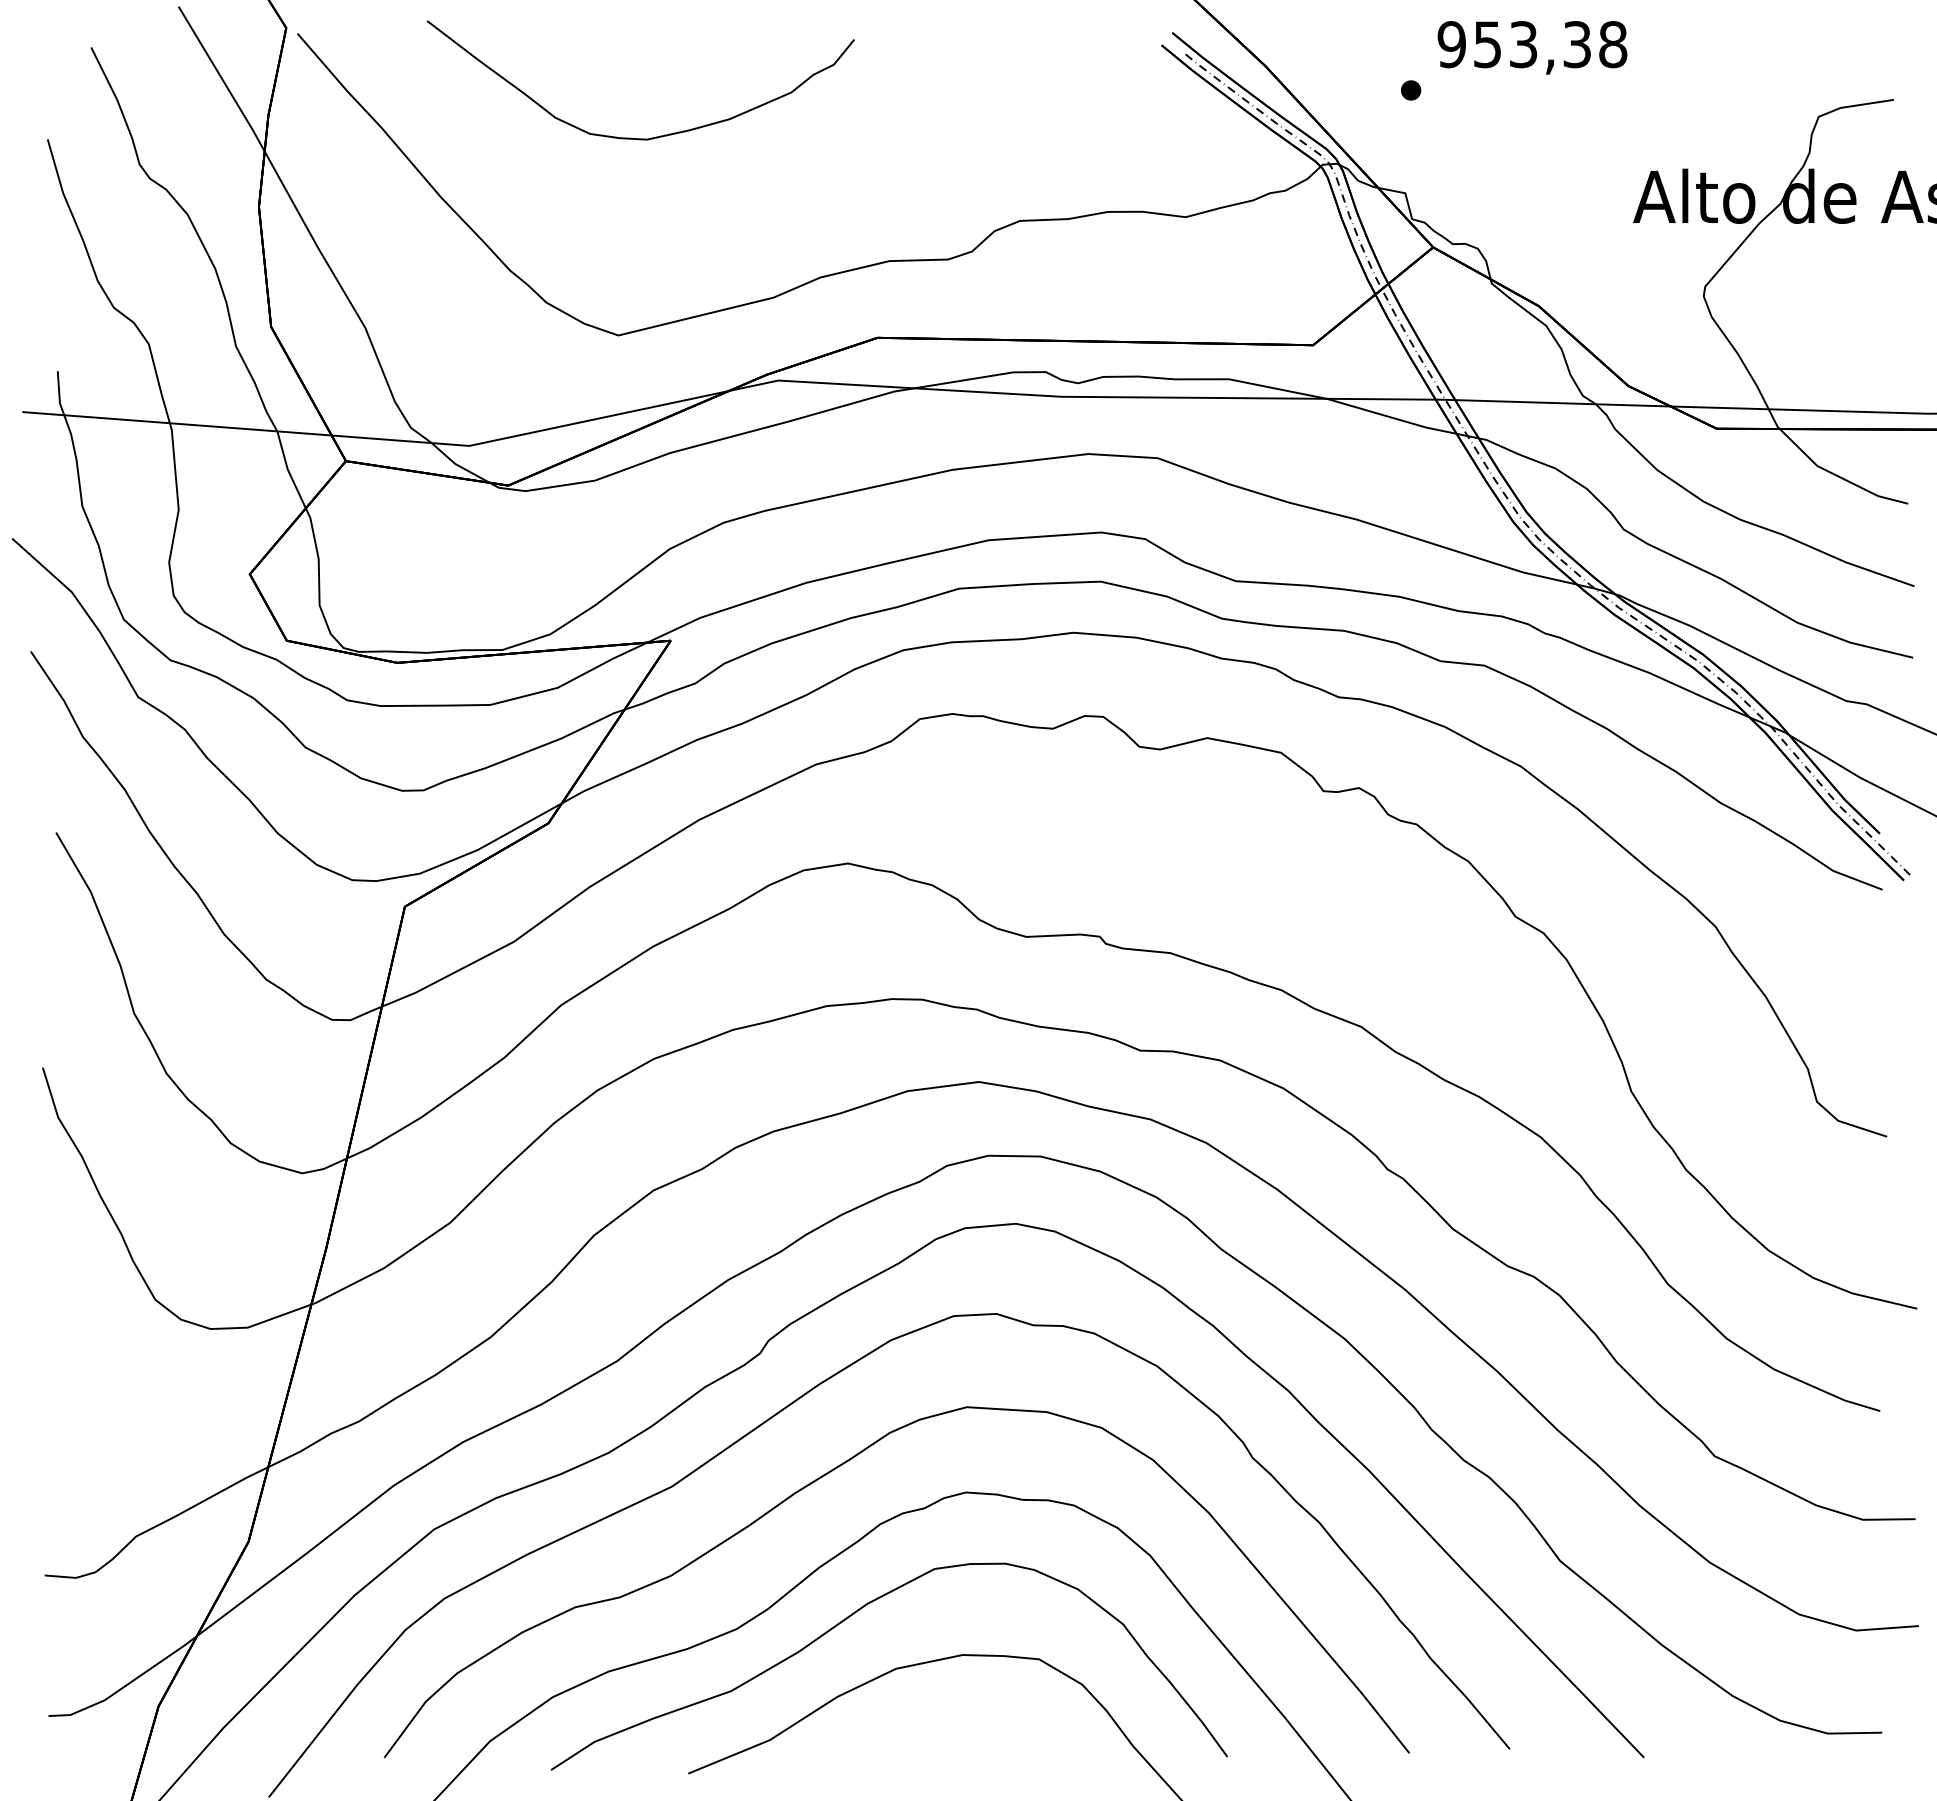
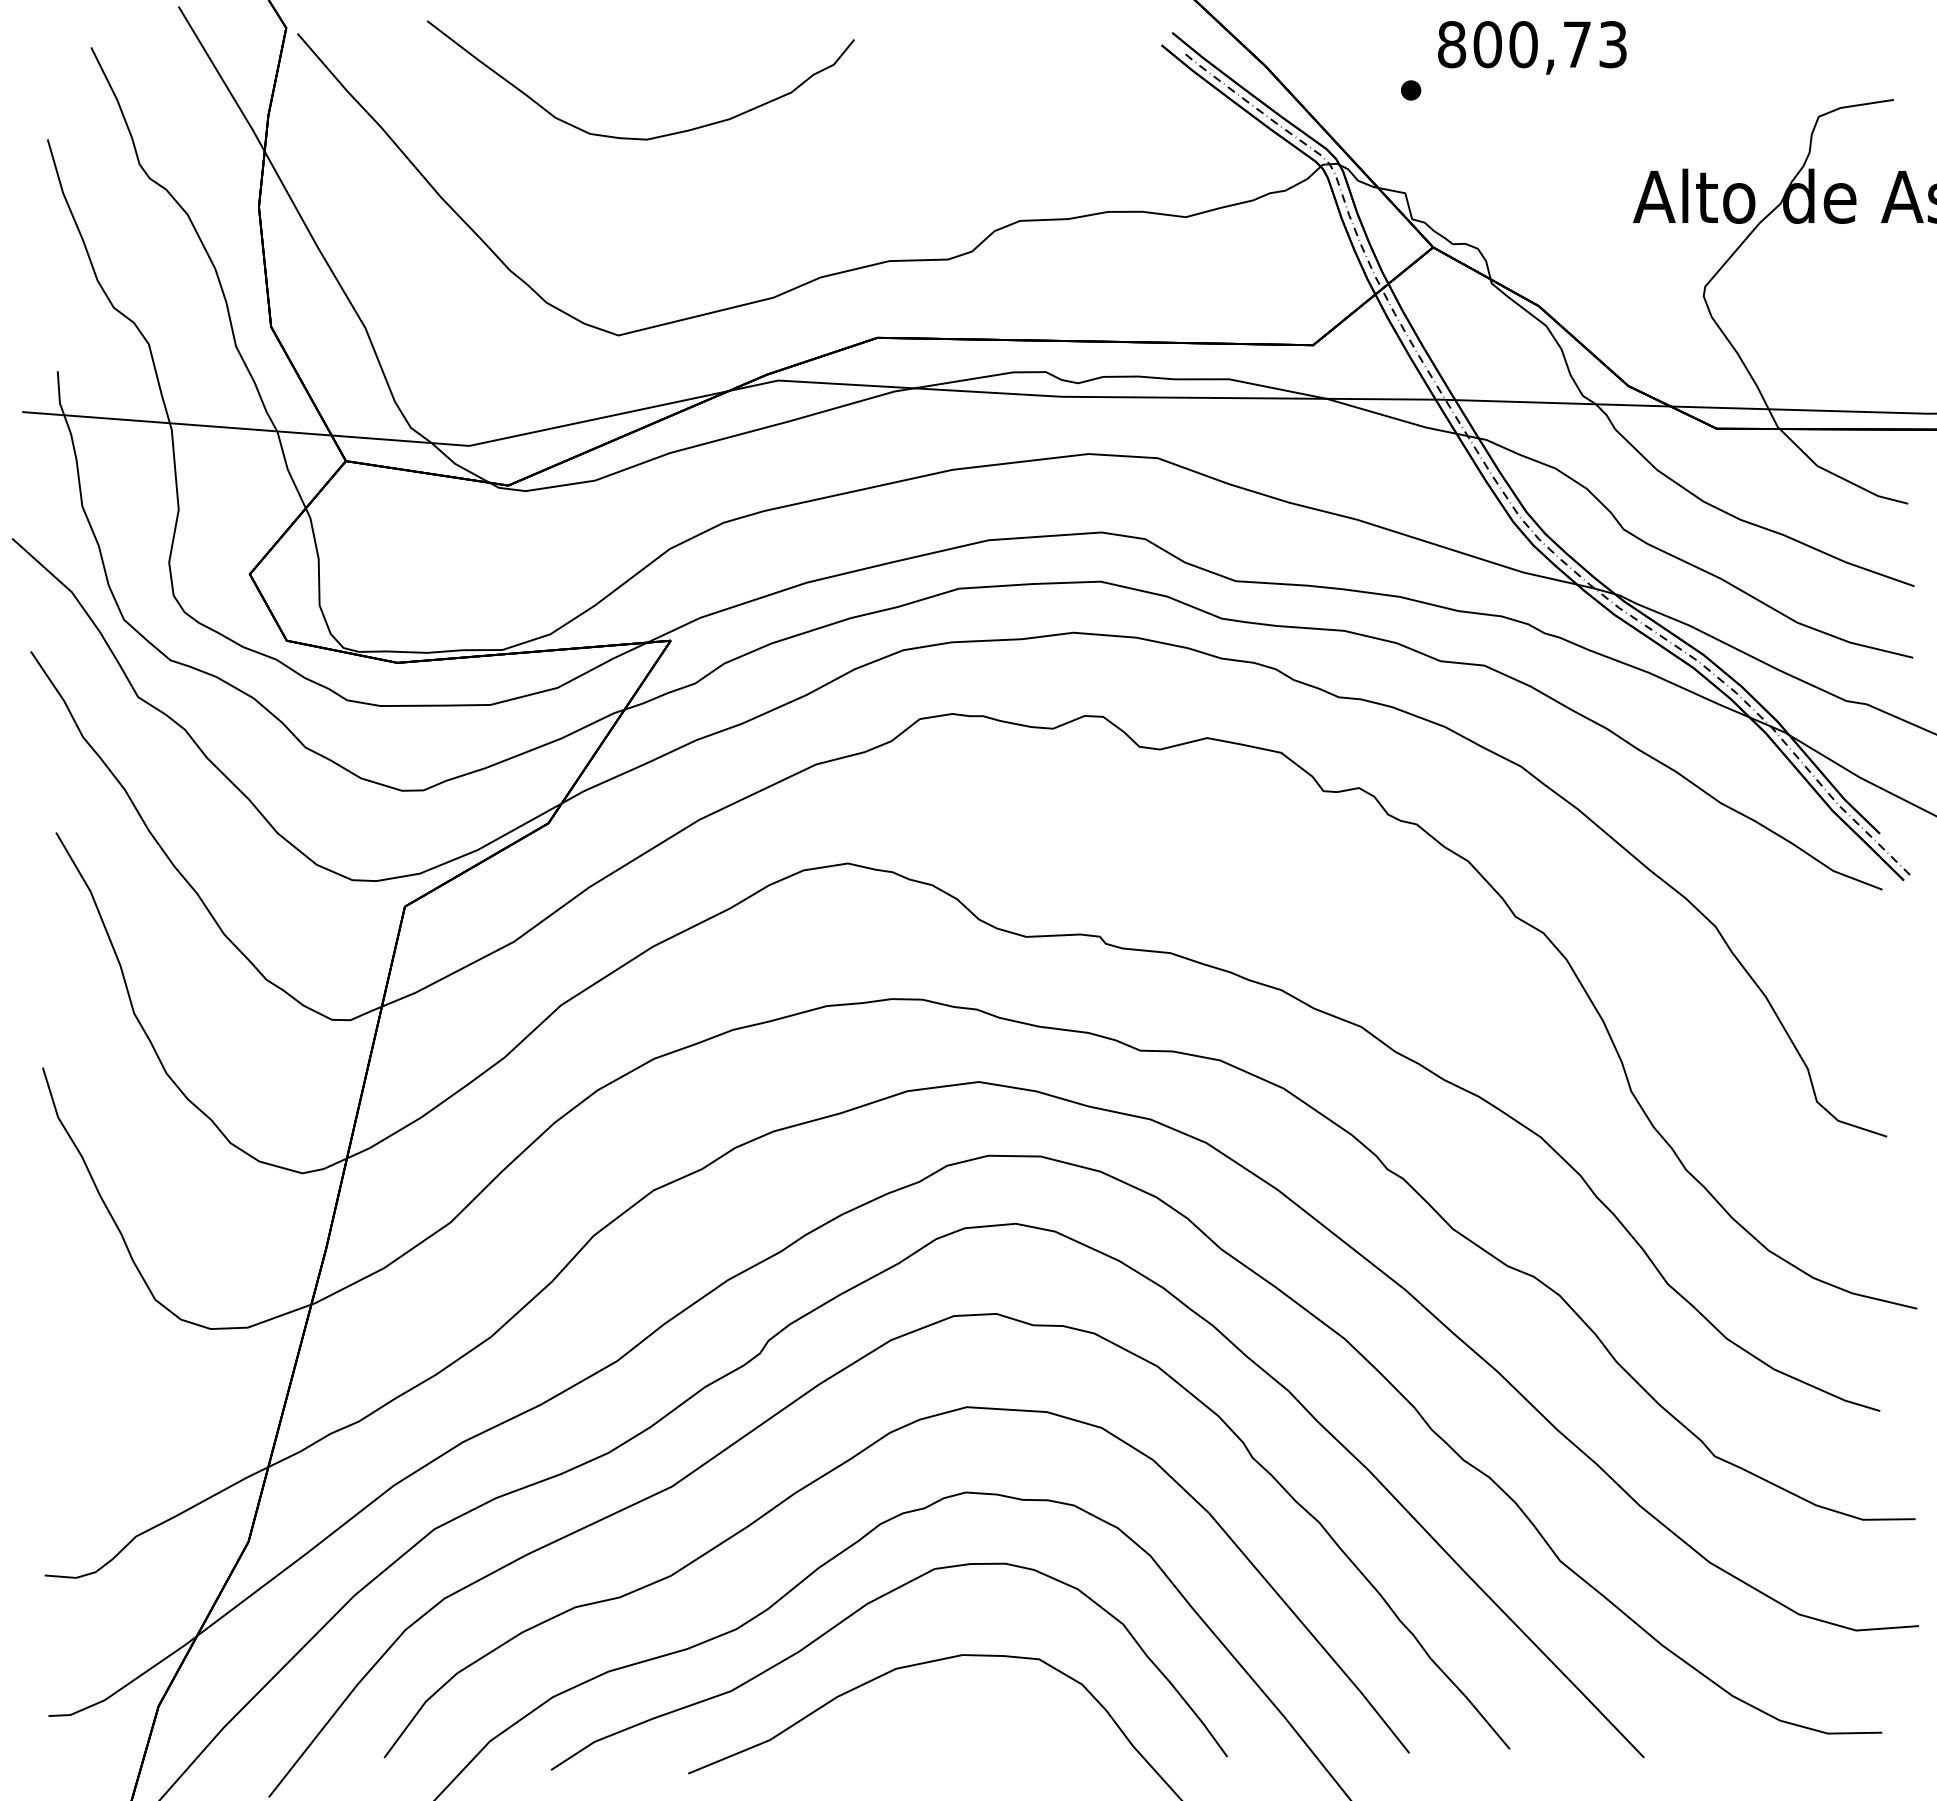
text: 953,38 -> 800,73 (1532, 44)
